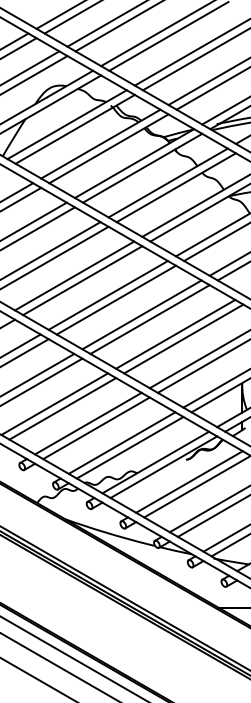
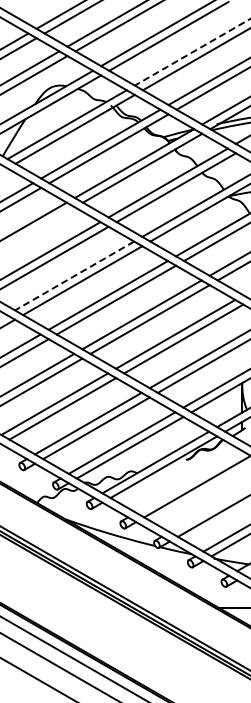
line: solid -> dashed (192, 52)
line: present -> none (38, 228)
line: solid -> dashed (74, 275)
line: present -> none (189, 481)
line: present -> none (208, 509)
